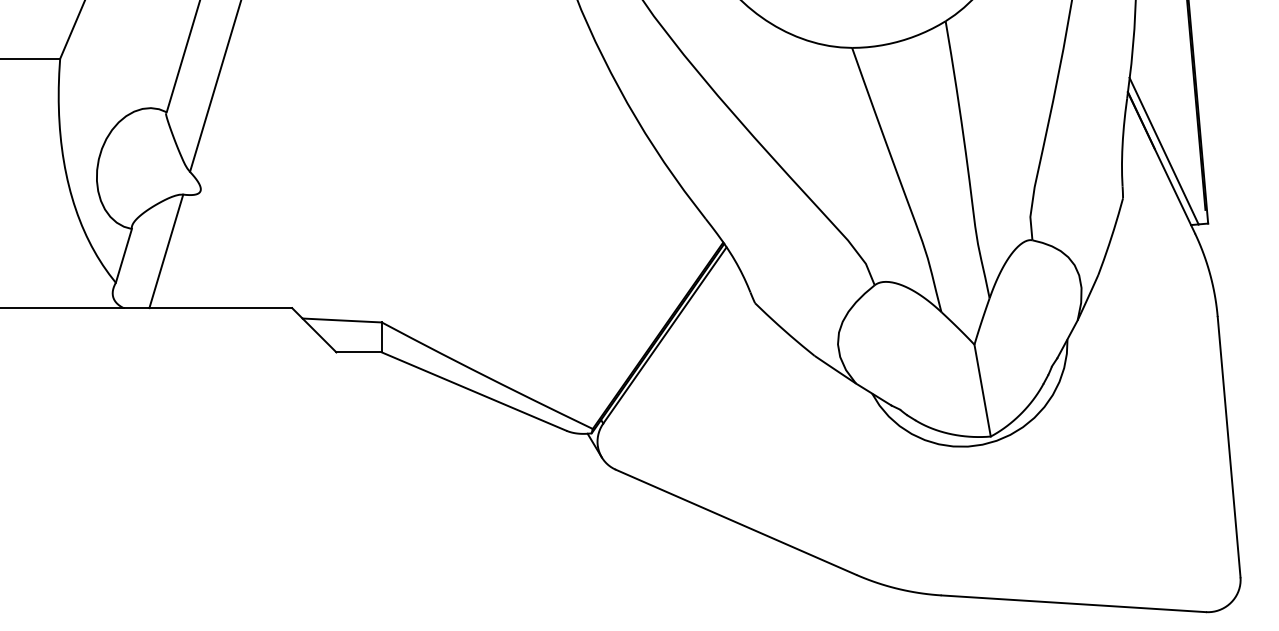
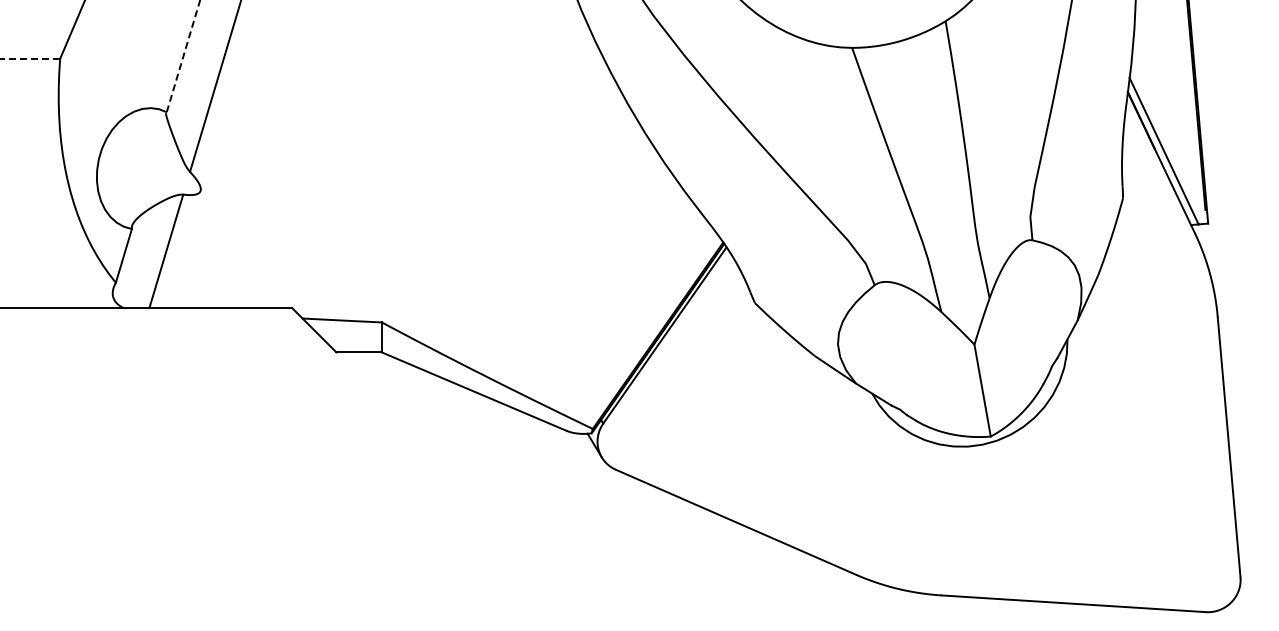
line: solid -> dashed (183, 55)
line: solid -> dashed (30, 58)
